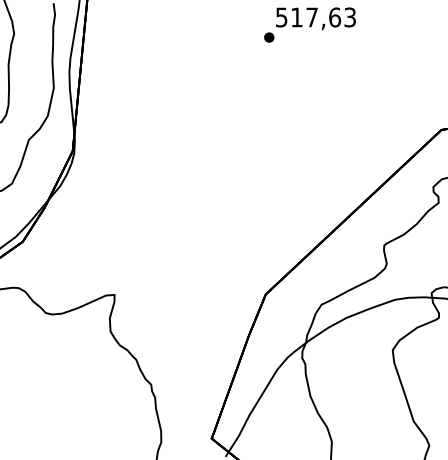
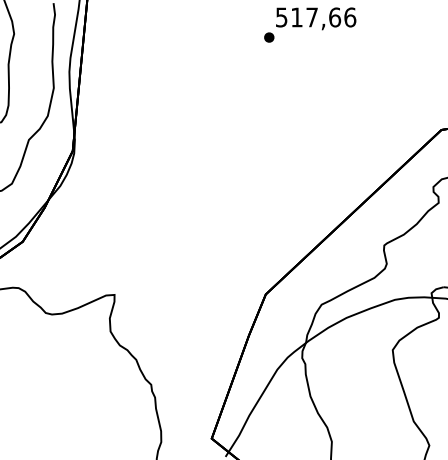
text: 517,63 -> 517,66 (350, 17)
